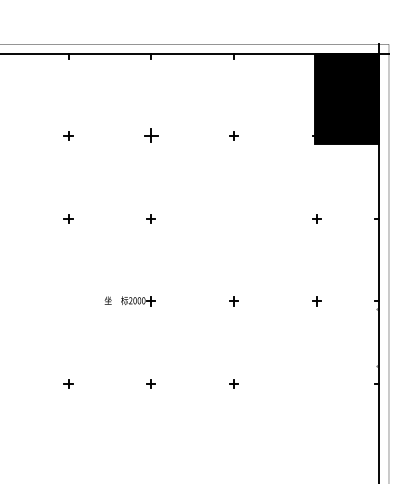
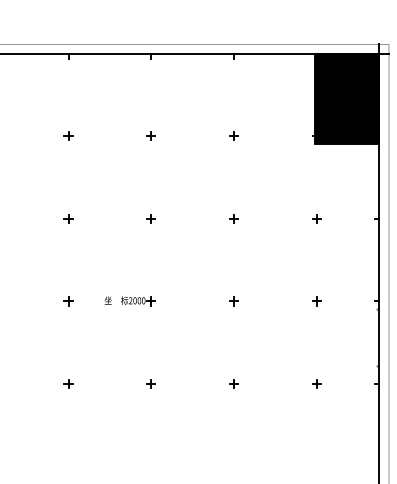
part size: 15x15 px -> 10x10 px (150, 135)
part: none -> present (233, 218)
part: none -> present (68, 301)
part: none -> present (316, 383)
